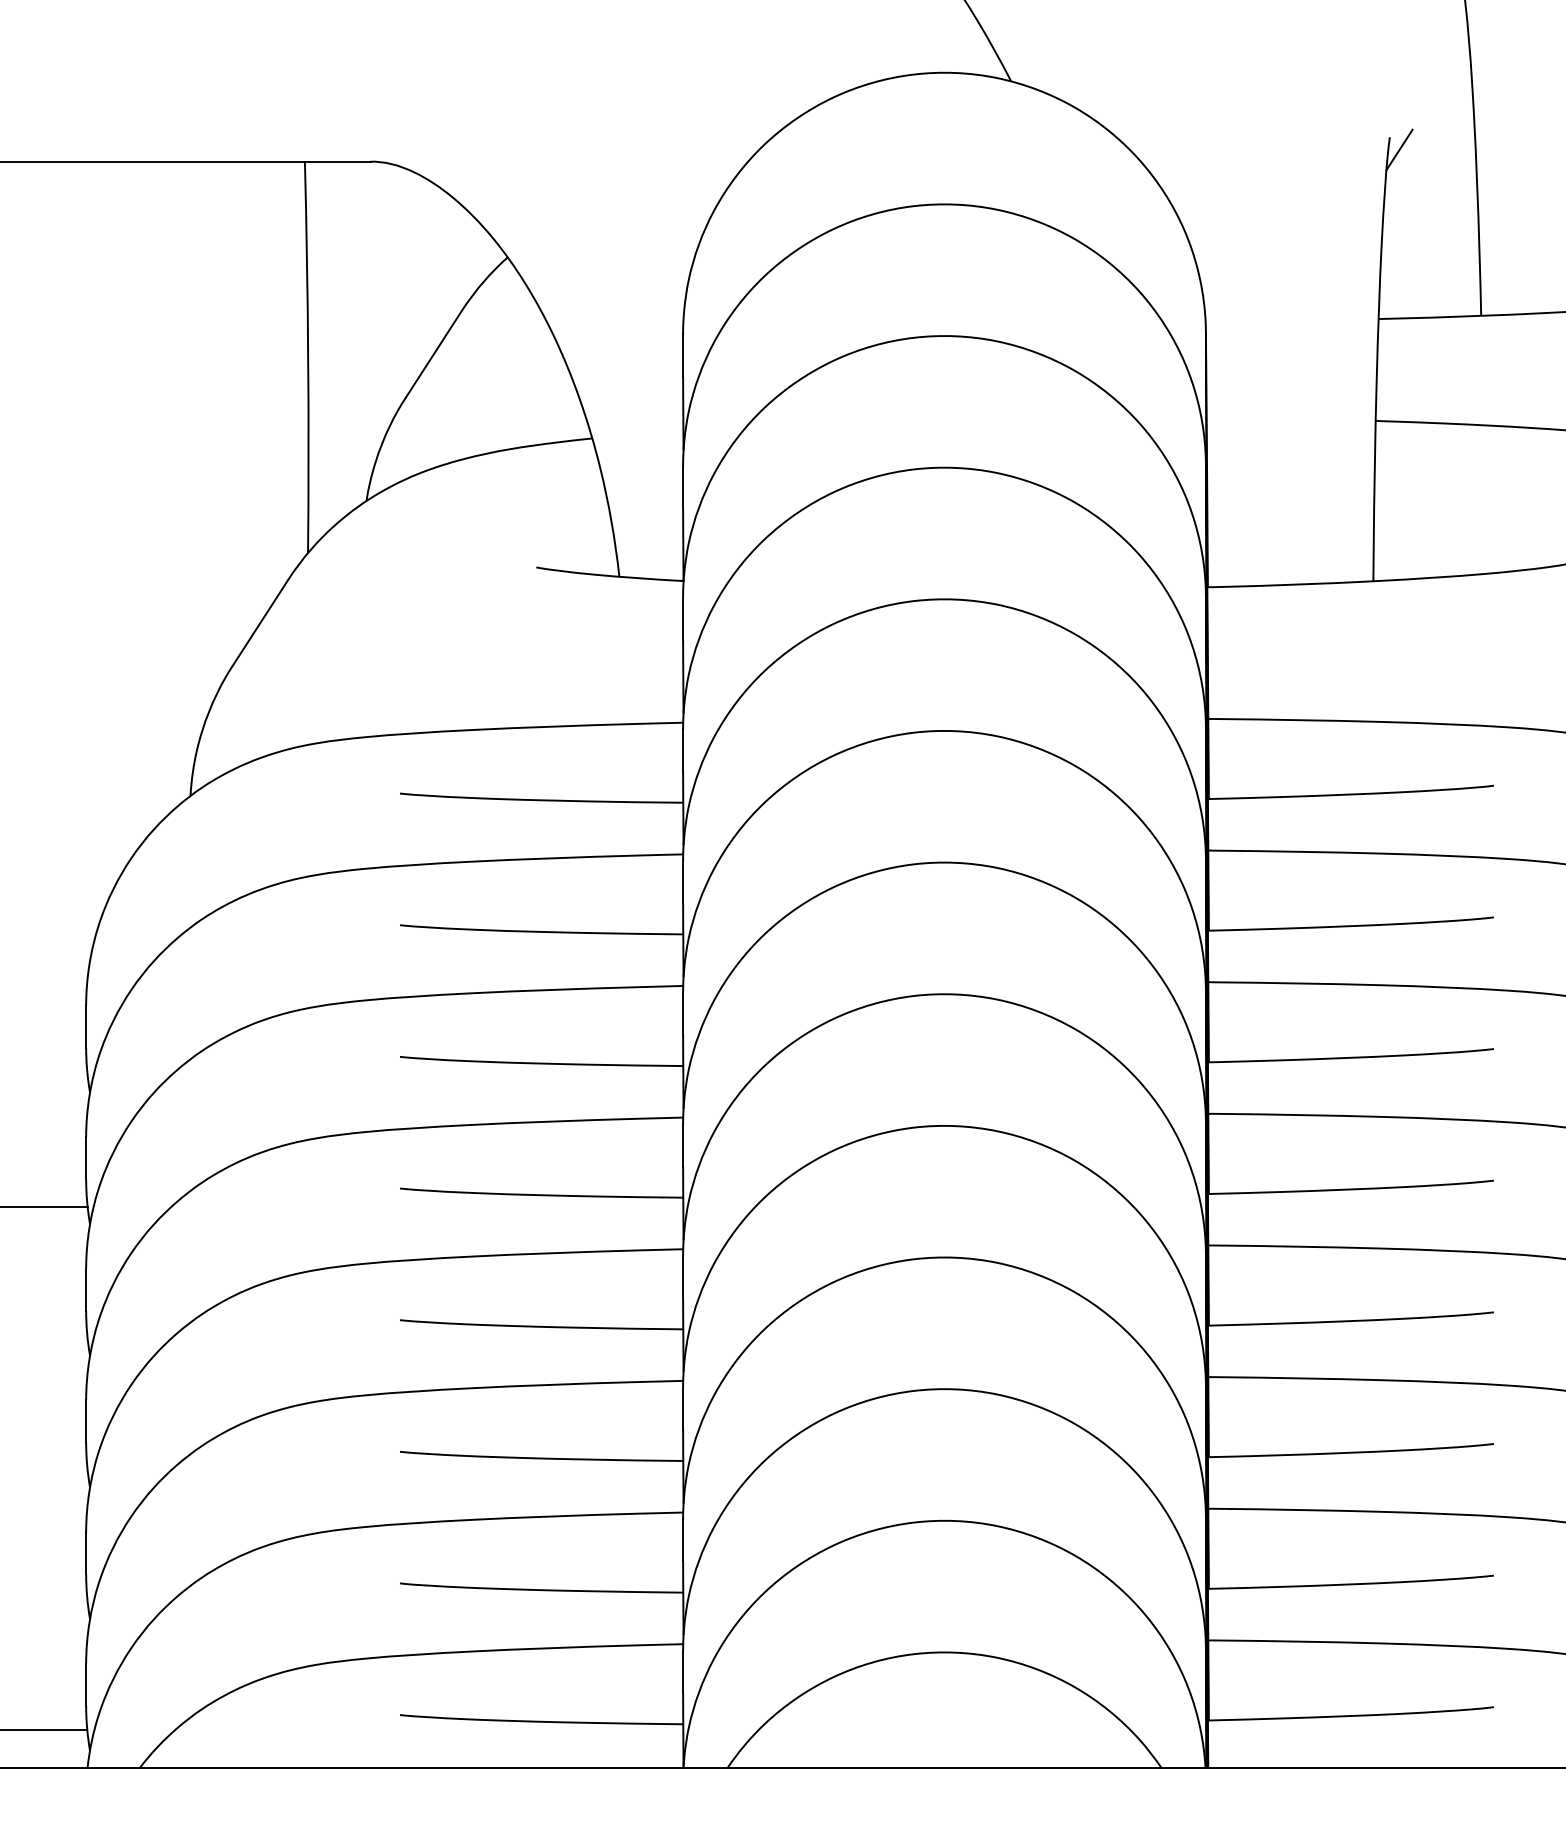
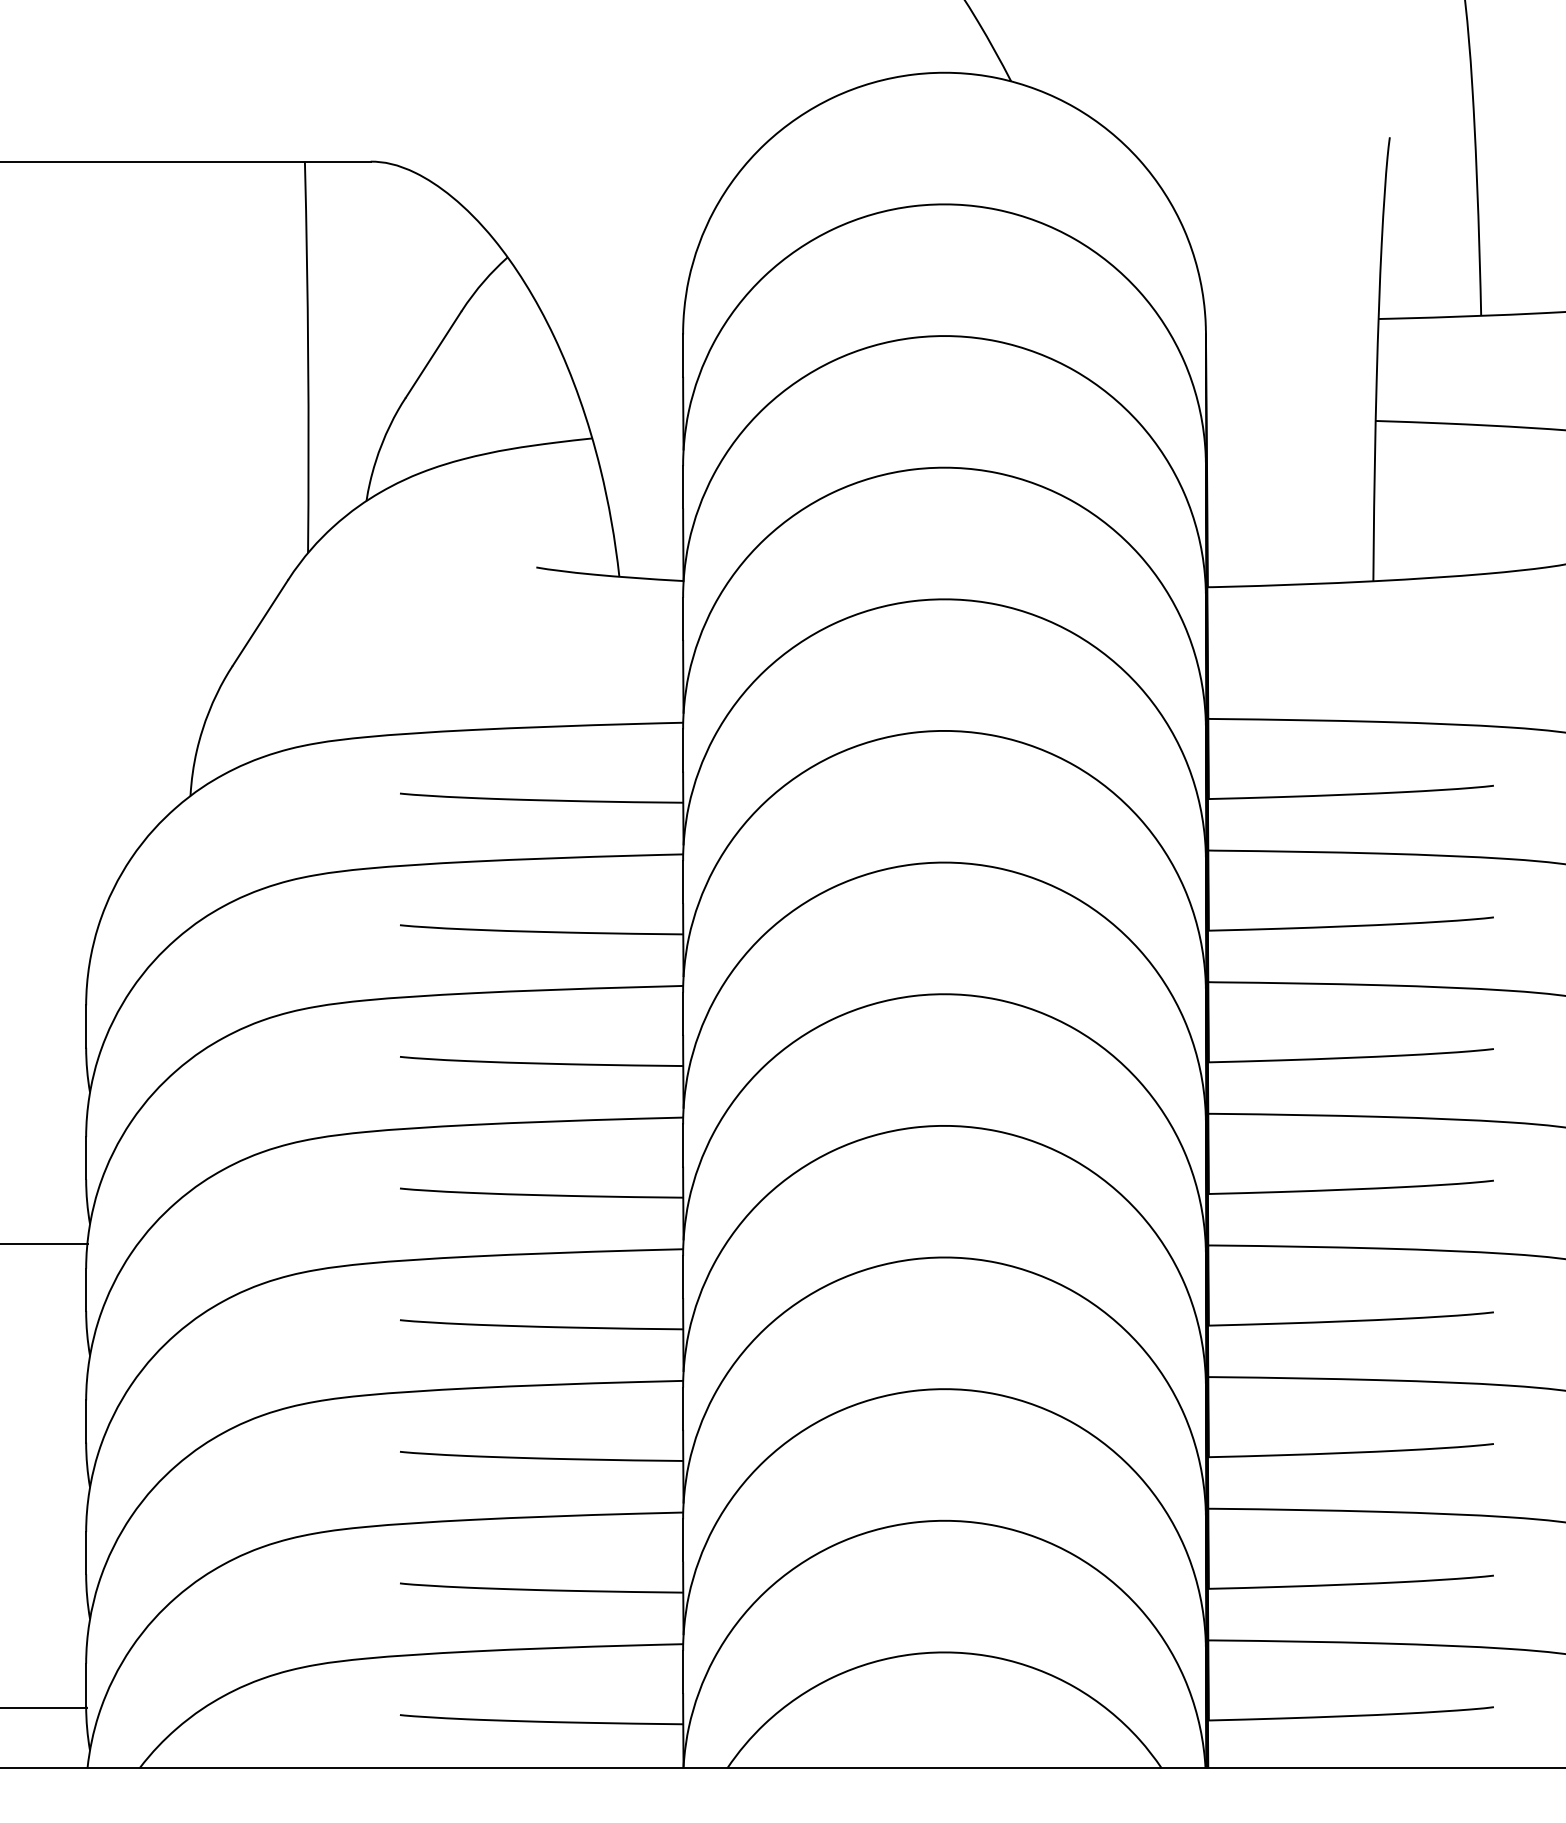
line: present -> none (1399, 149)
line position: (44, 1207) -> (44, 1244) (44, 1244)
line position: (44, 1730) -> (44, 1708) (44, 1708)
